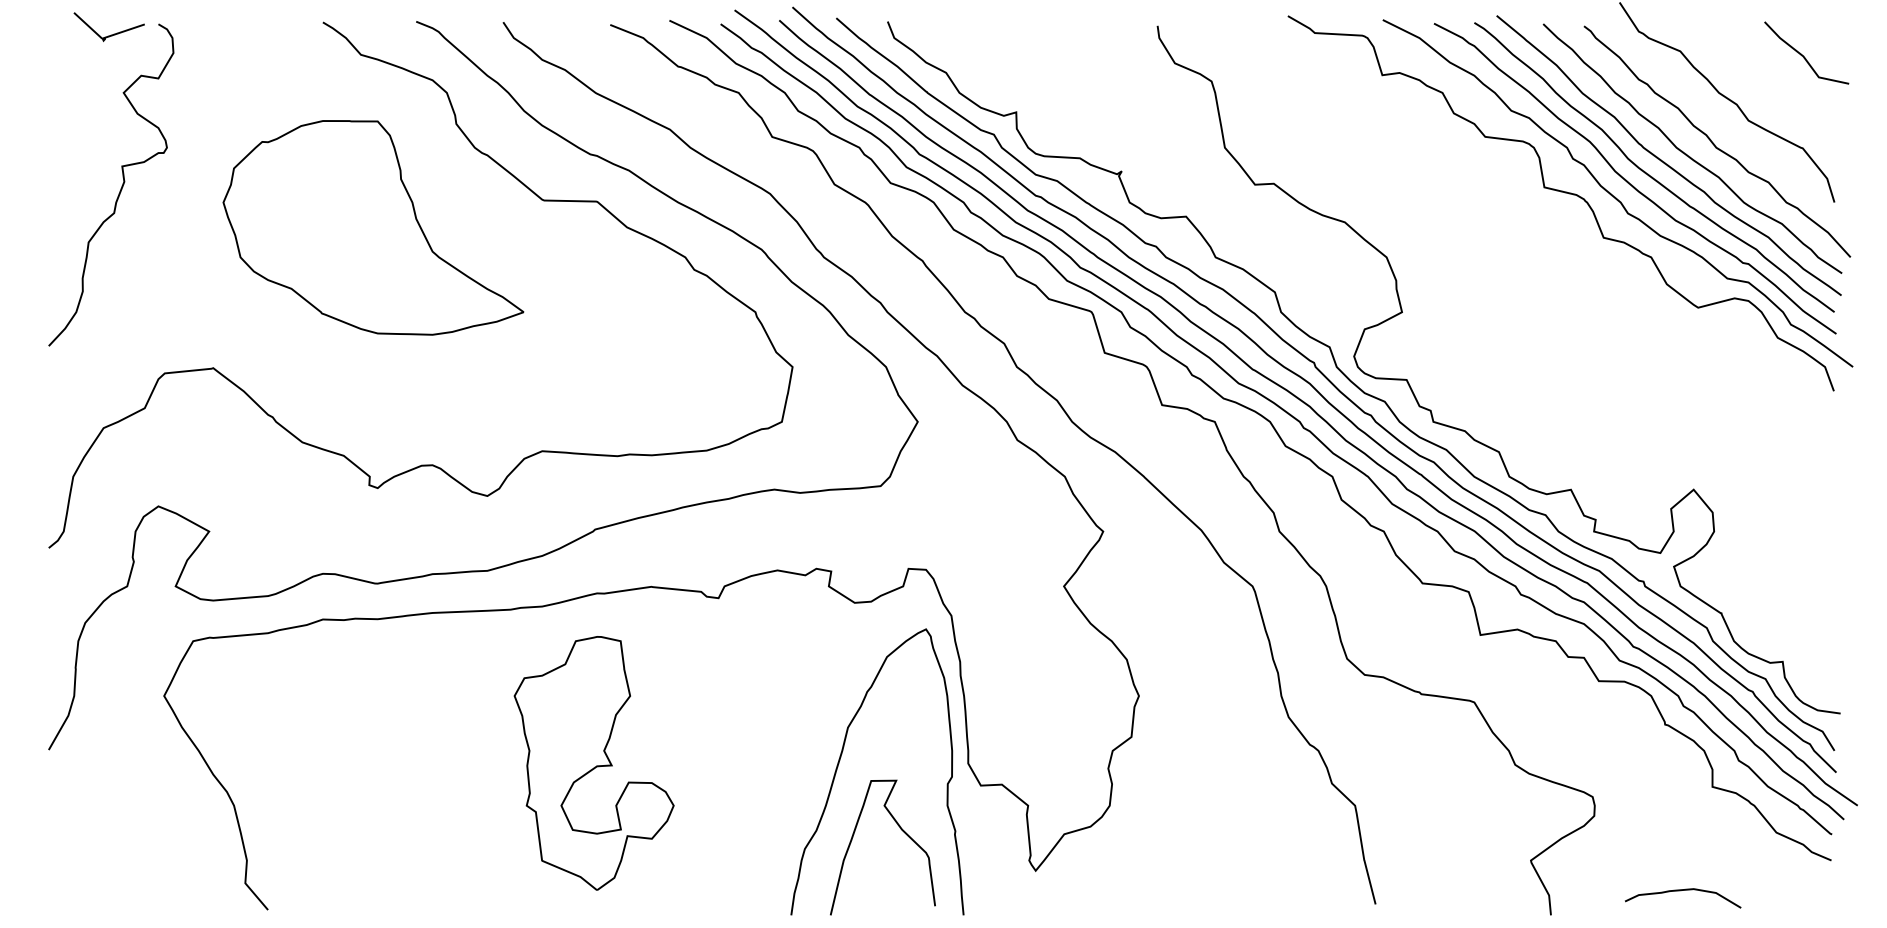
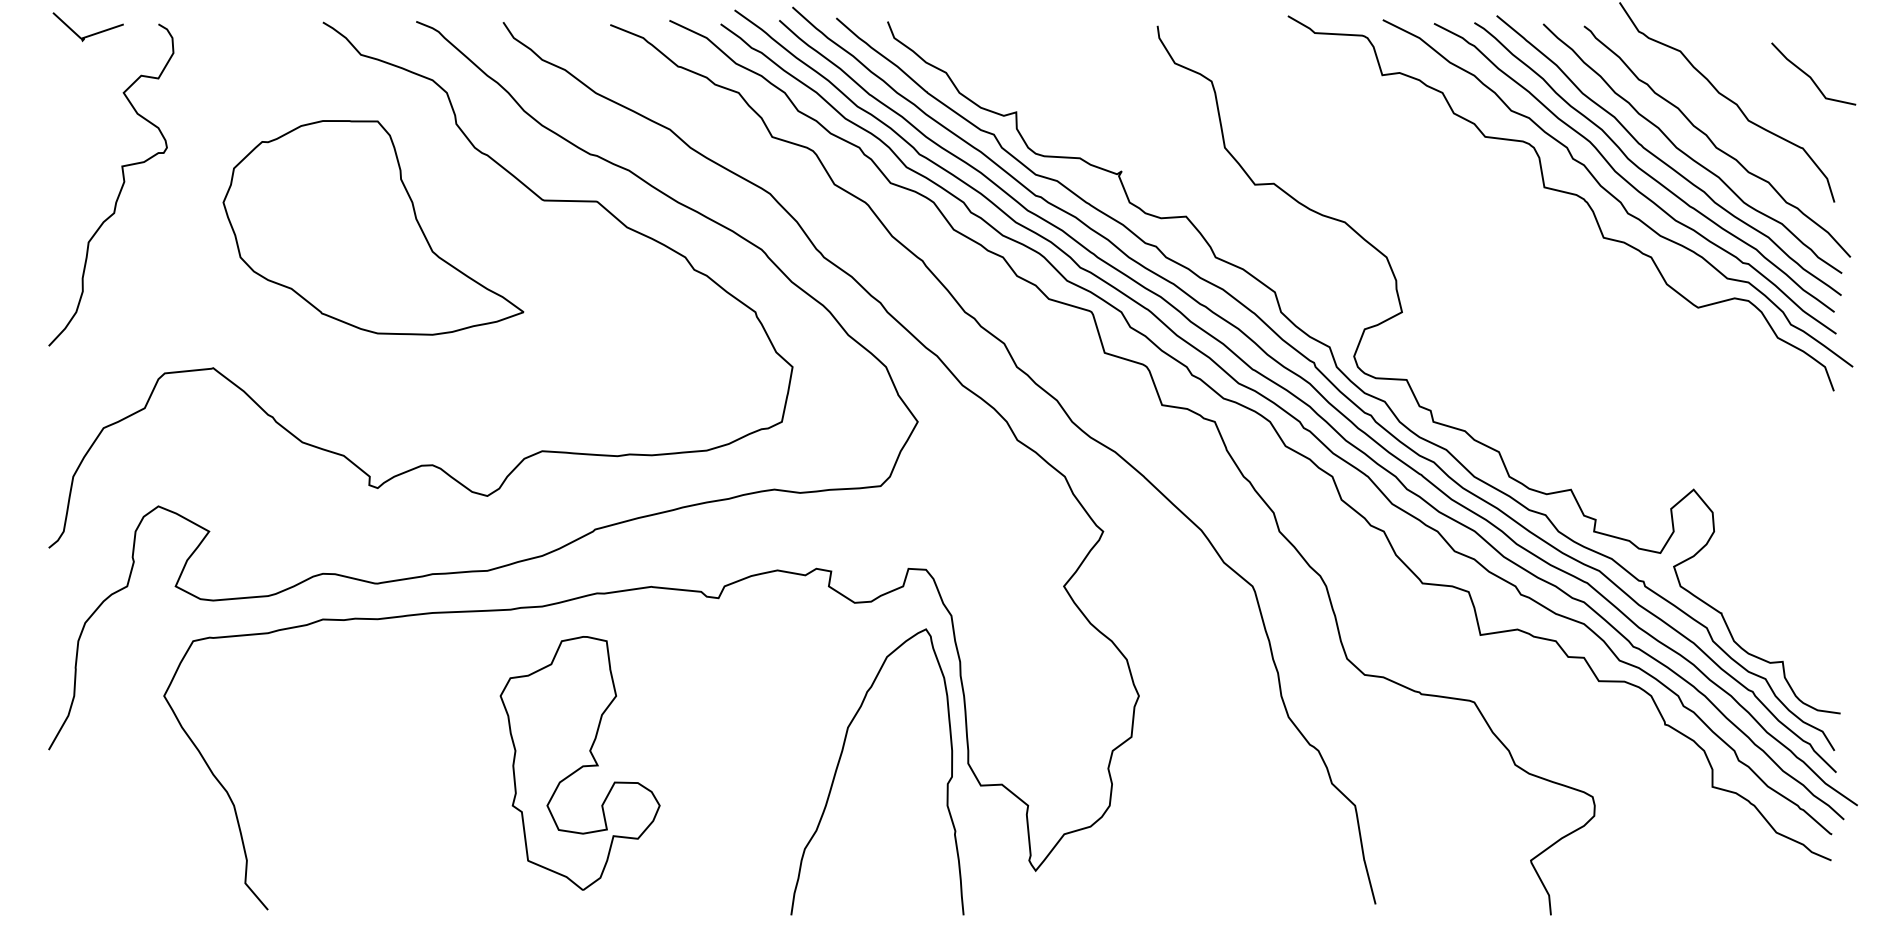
curve position: (111, 34) -> (90, 34) (90, 34)
curve position: (1803, 55) -> (1810, 76) (1810, 76)
part position: (593, 763) -> (579, 763) (579, 763)
curve: present -> none (900, 829)
curve: present -> none (1680, 891)
